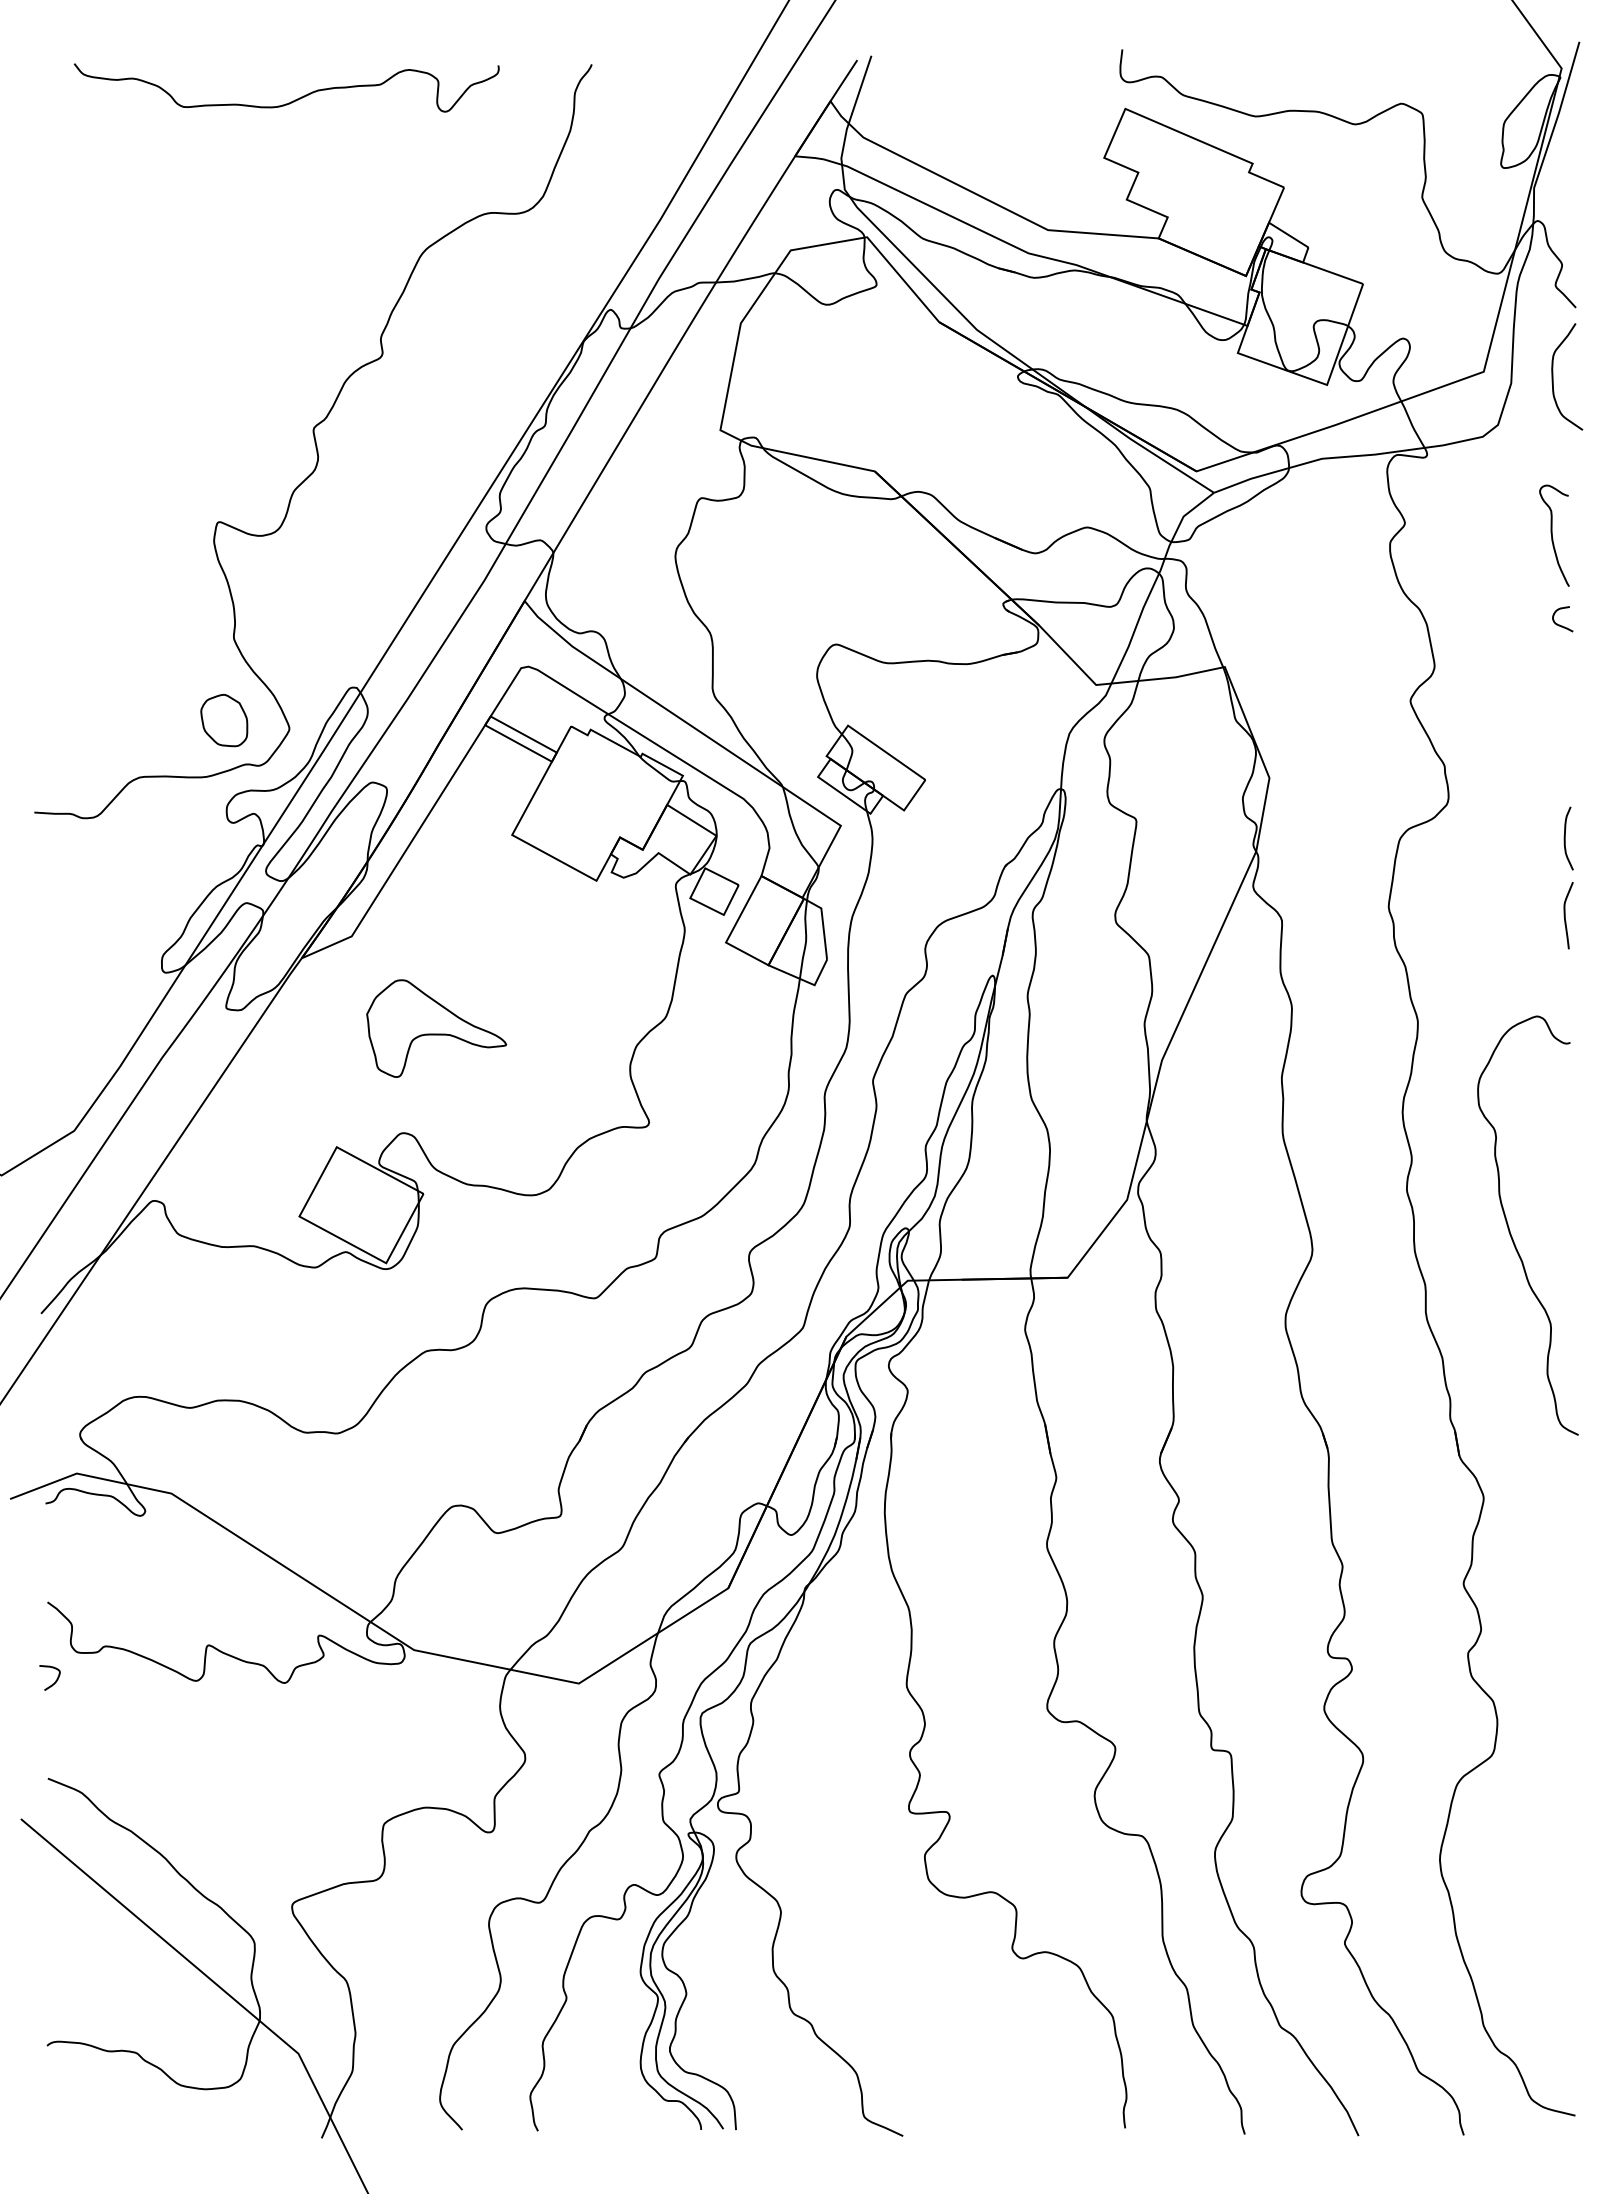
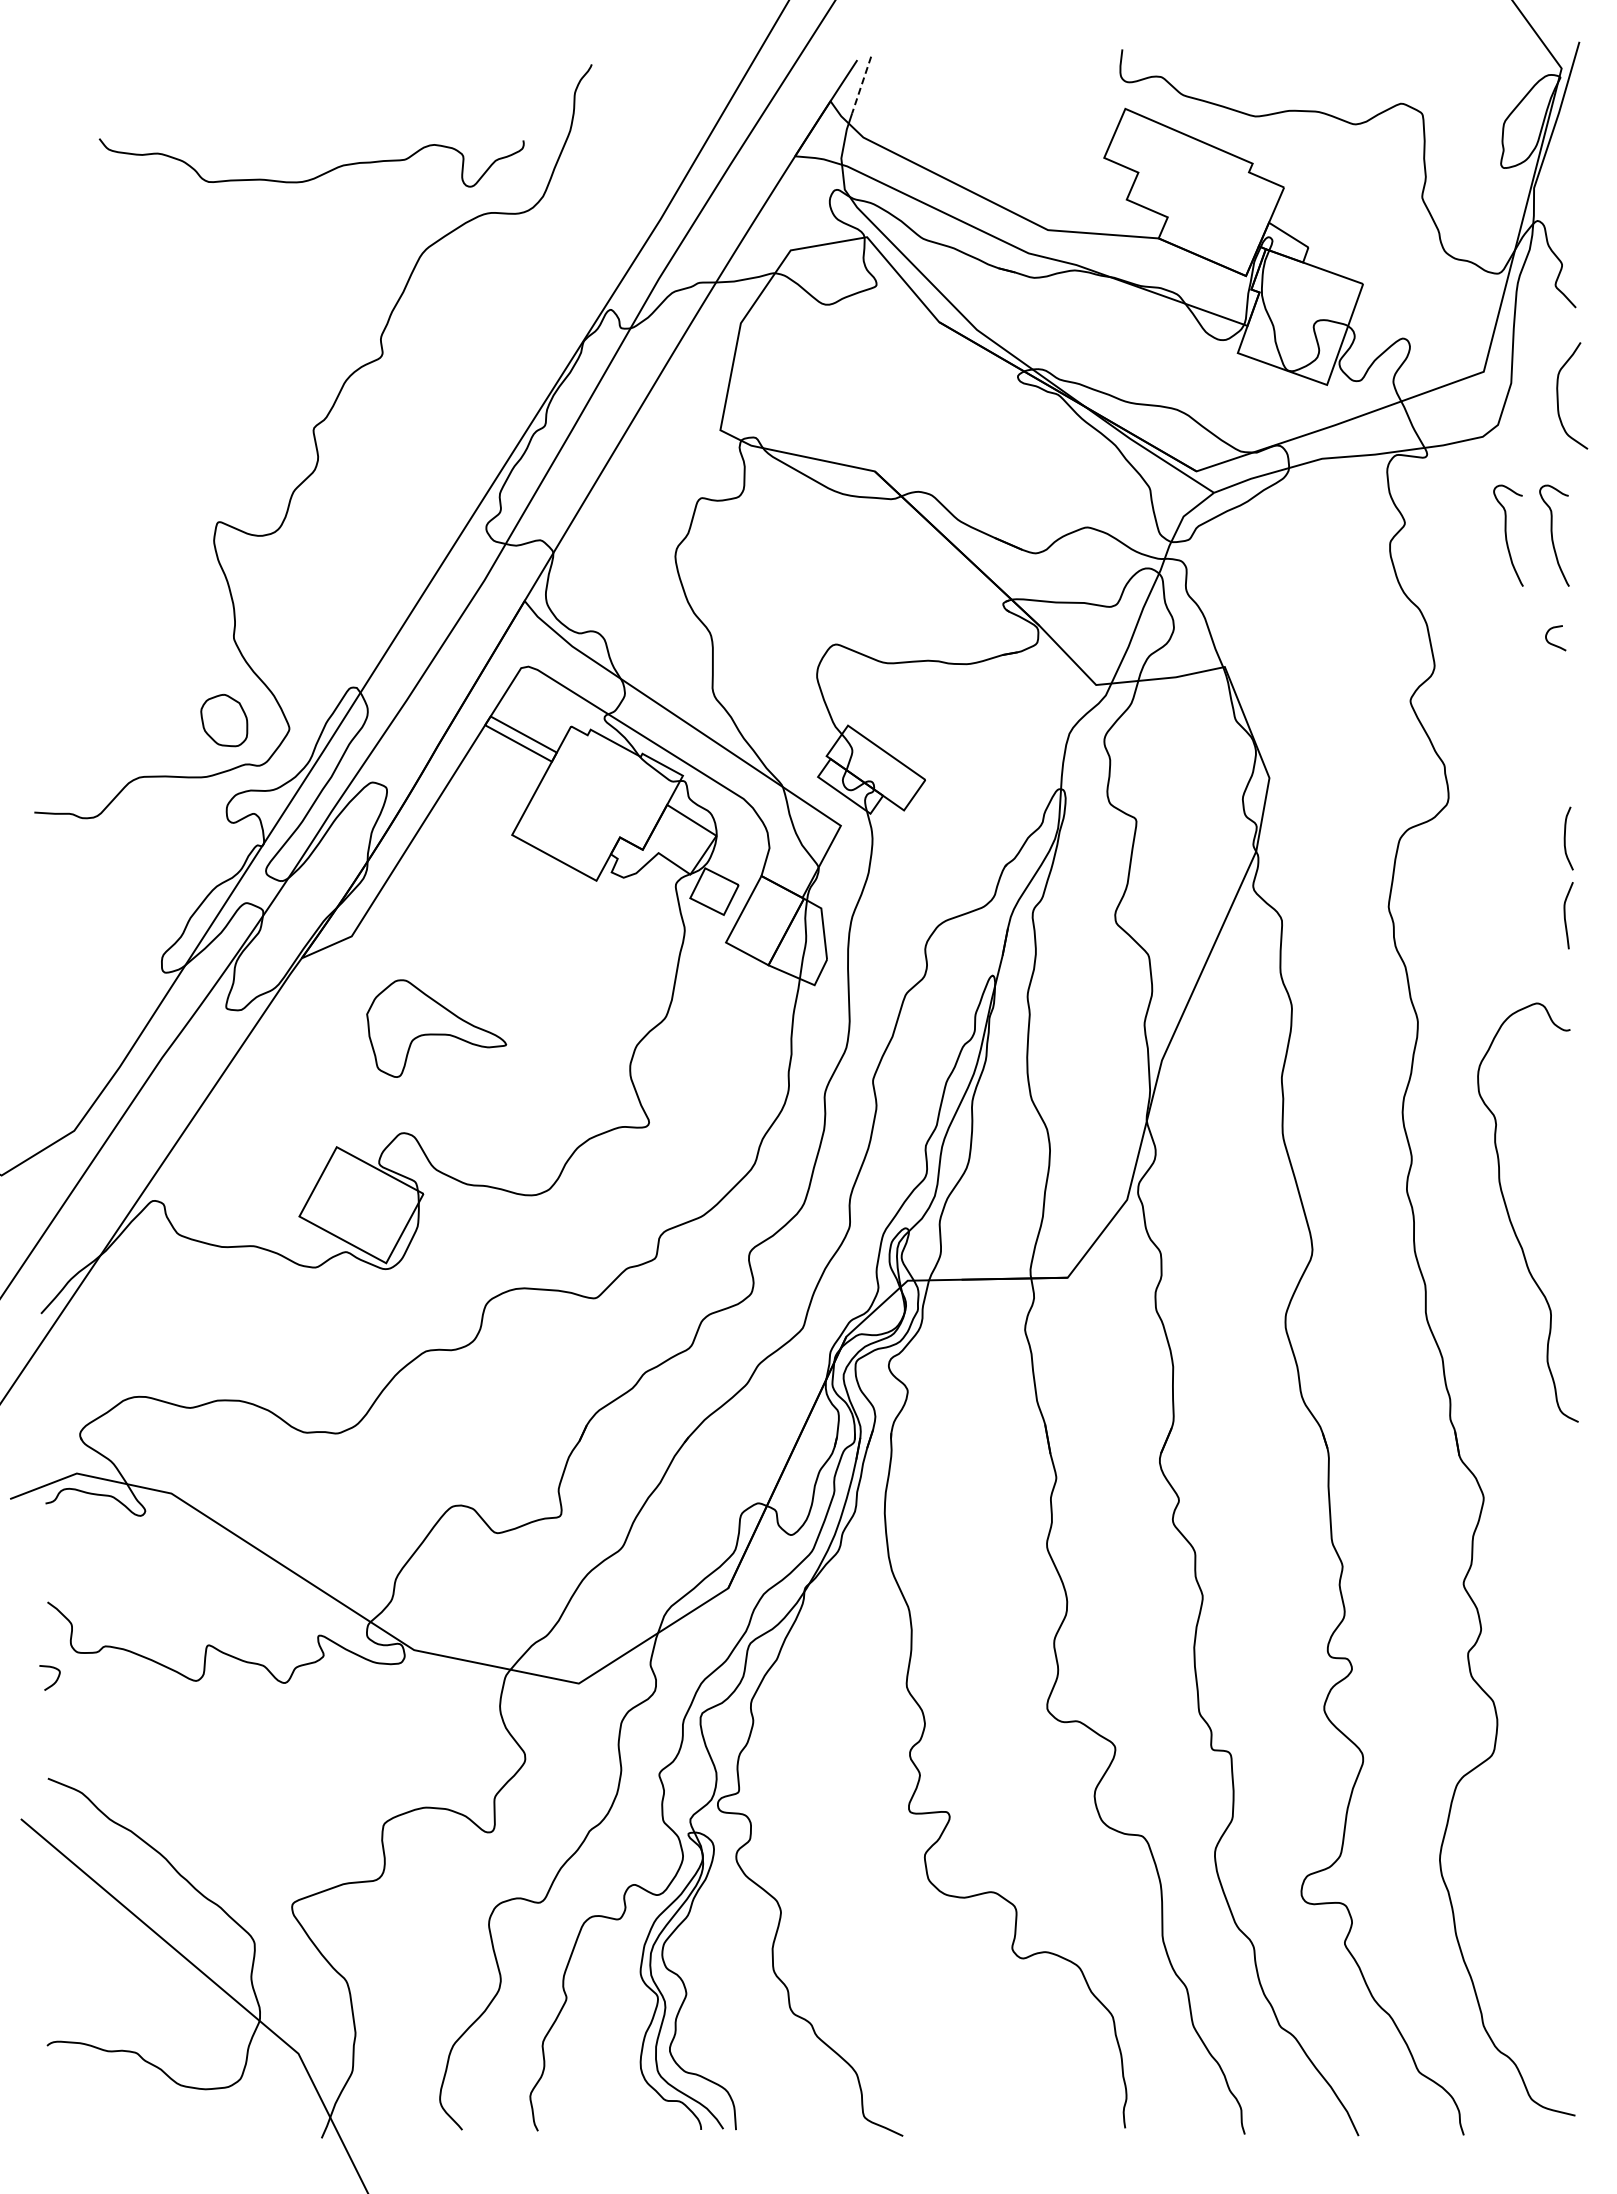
line: solid -> dashed (861, 85)
curve position: (293, 100) -> (318, 175) (318, 175)
curve position: (1553, 376) -> (1558, 395) (1558, 395)
curve: none -> present (1506, 535)
curve position: (1559, 624) -> (1552, 643) (1552, 643)
curve position: (1510, 1230) -> (1510, 1217) (1510, 1217)
